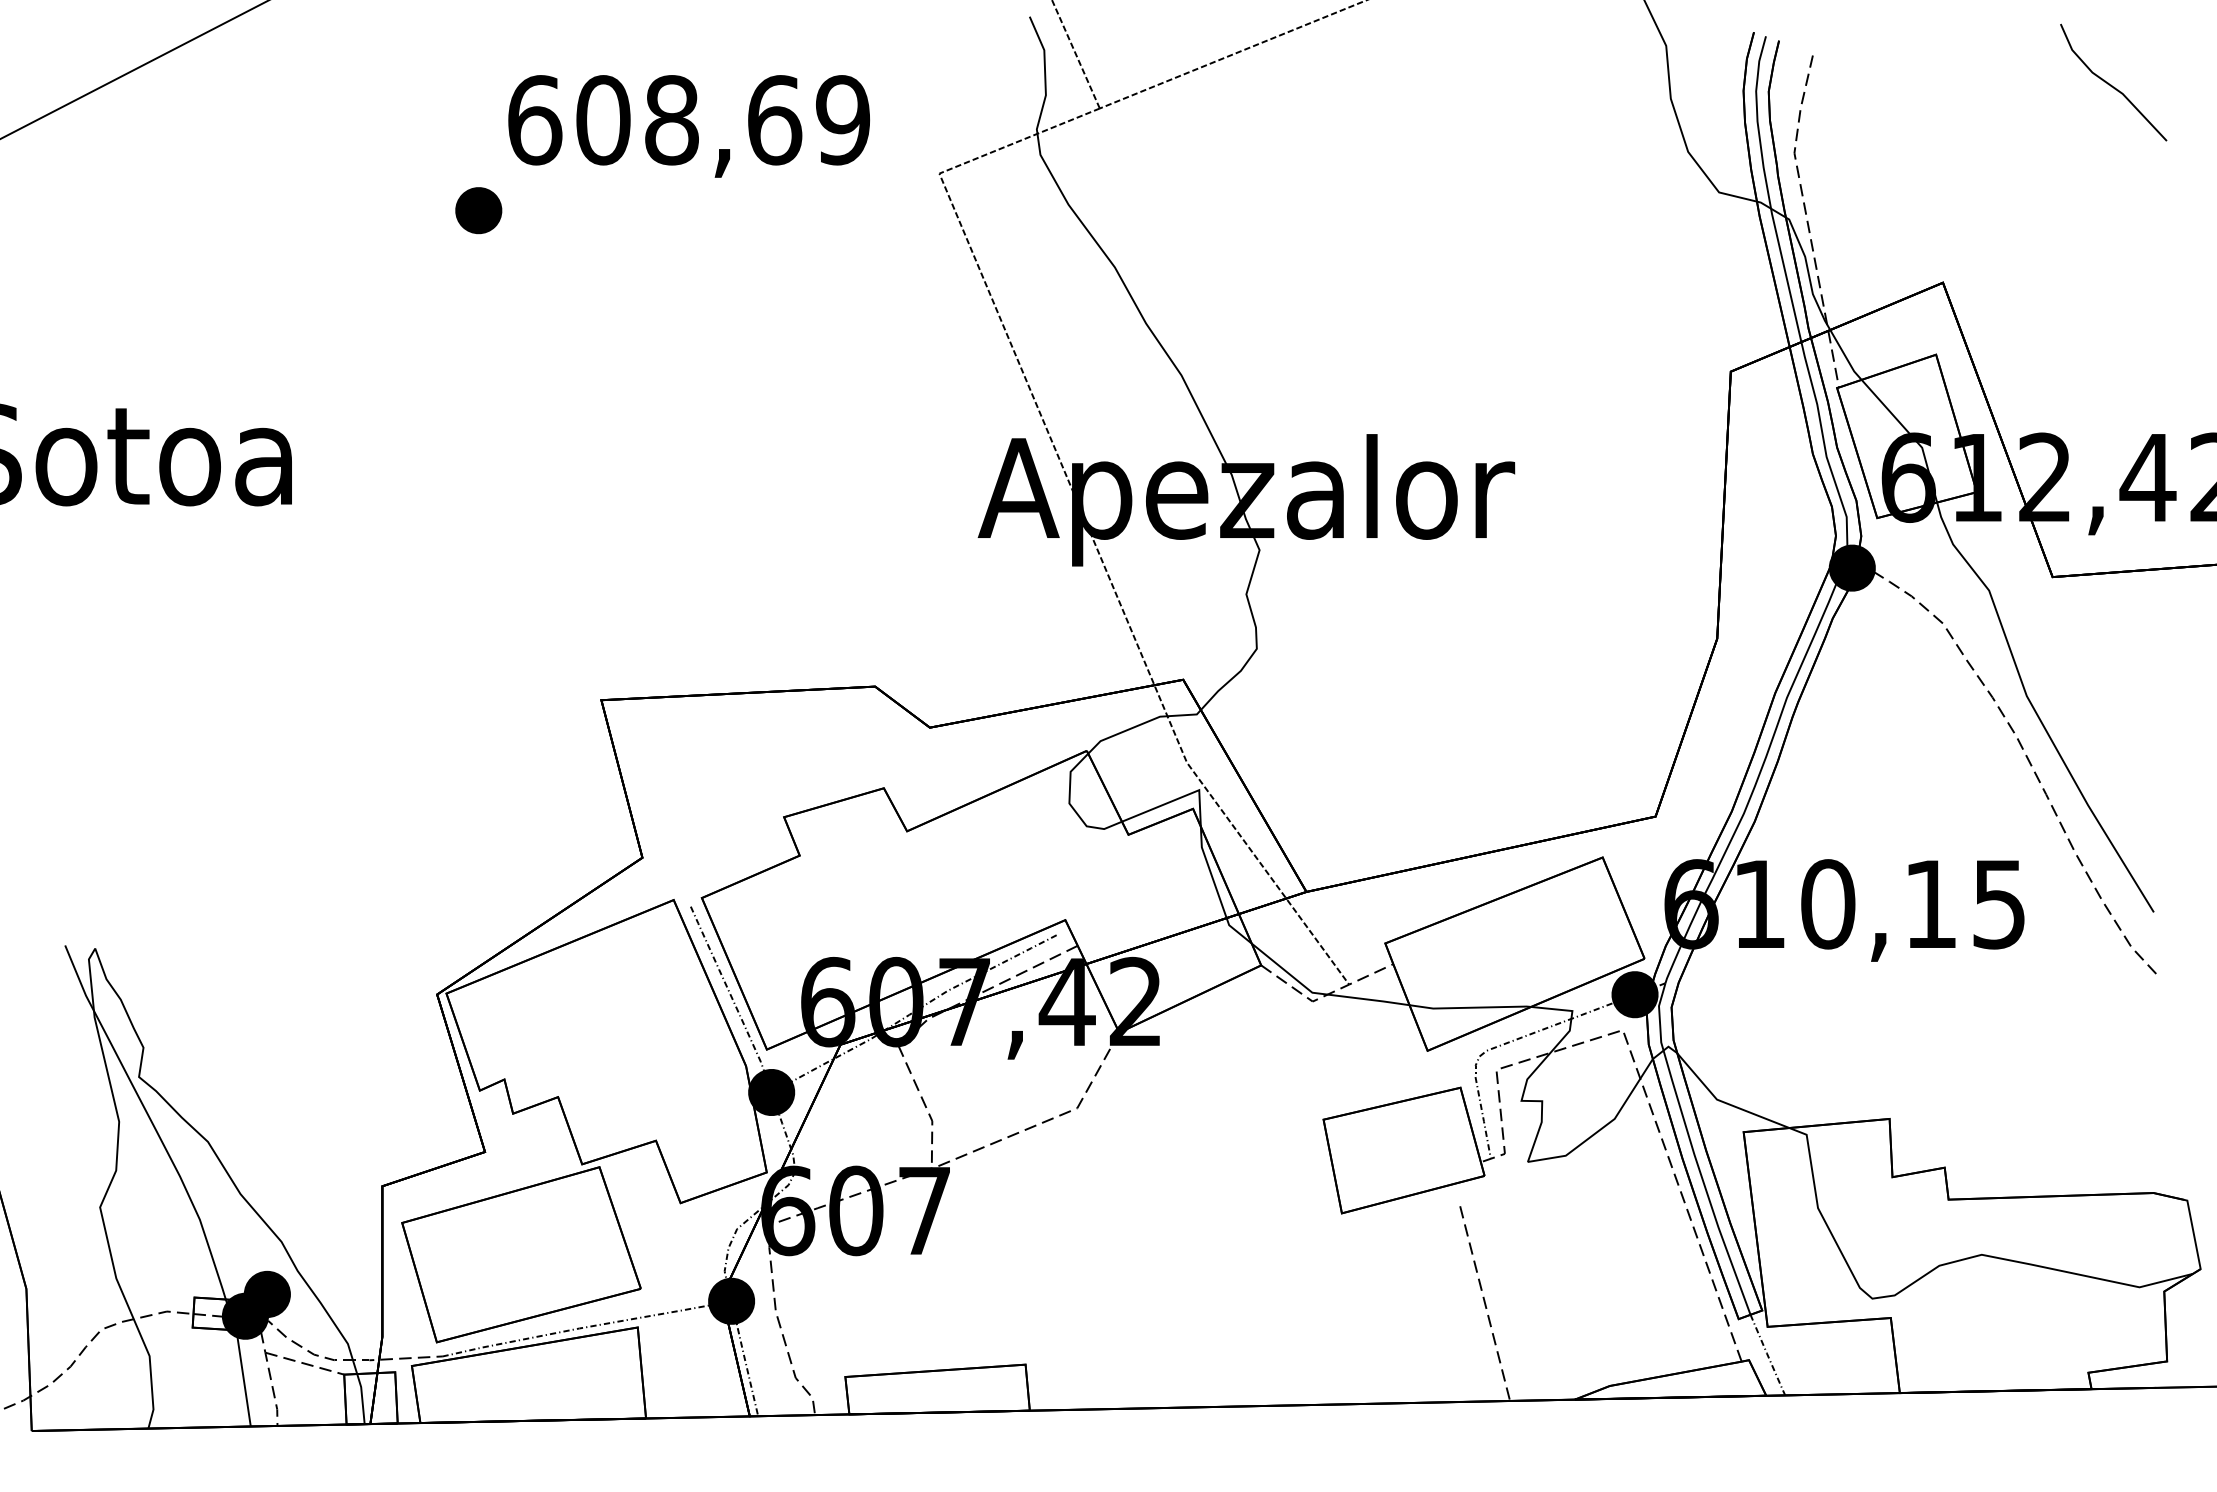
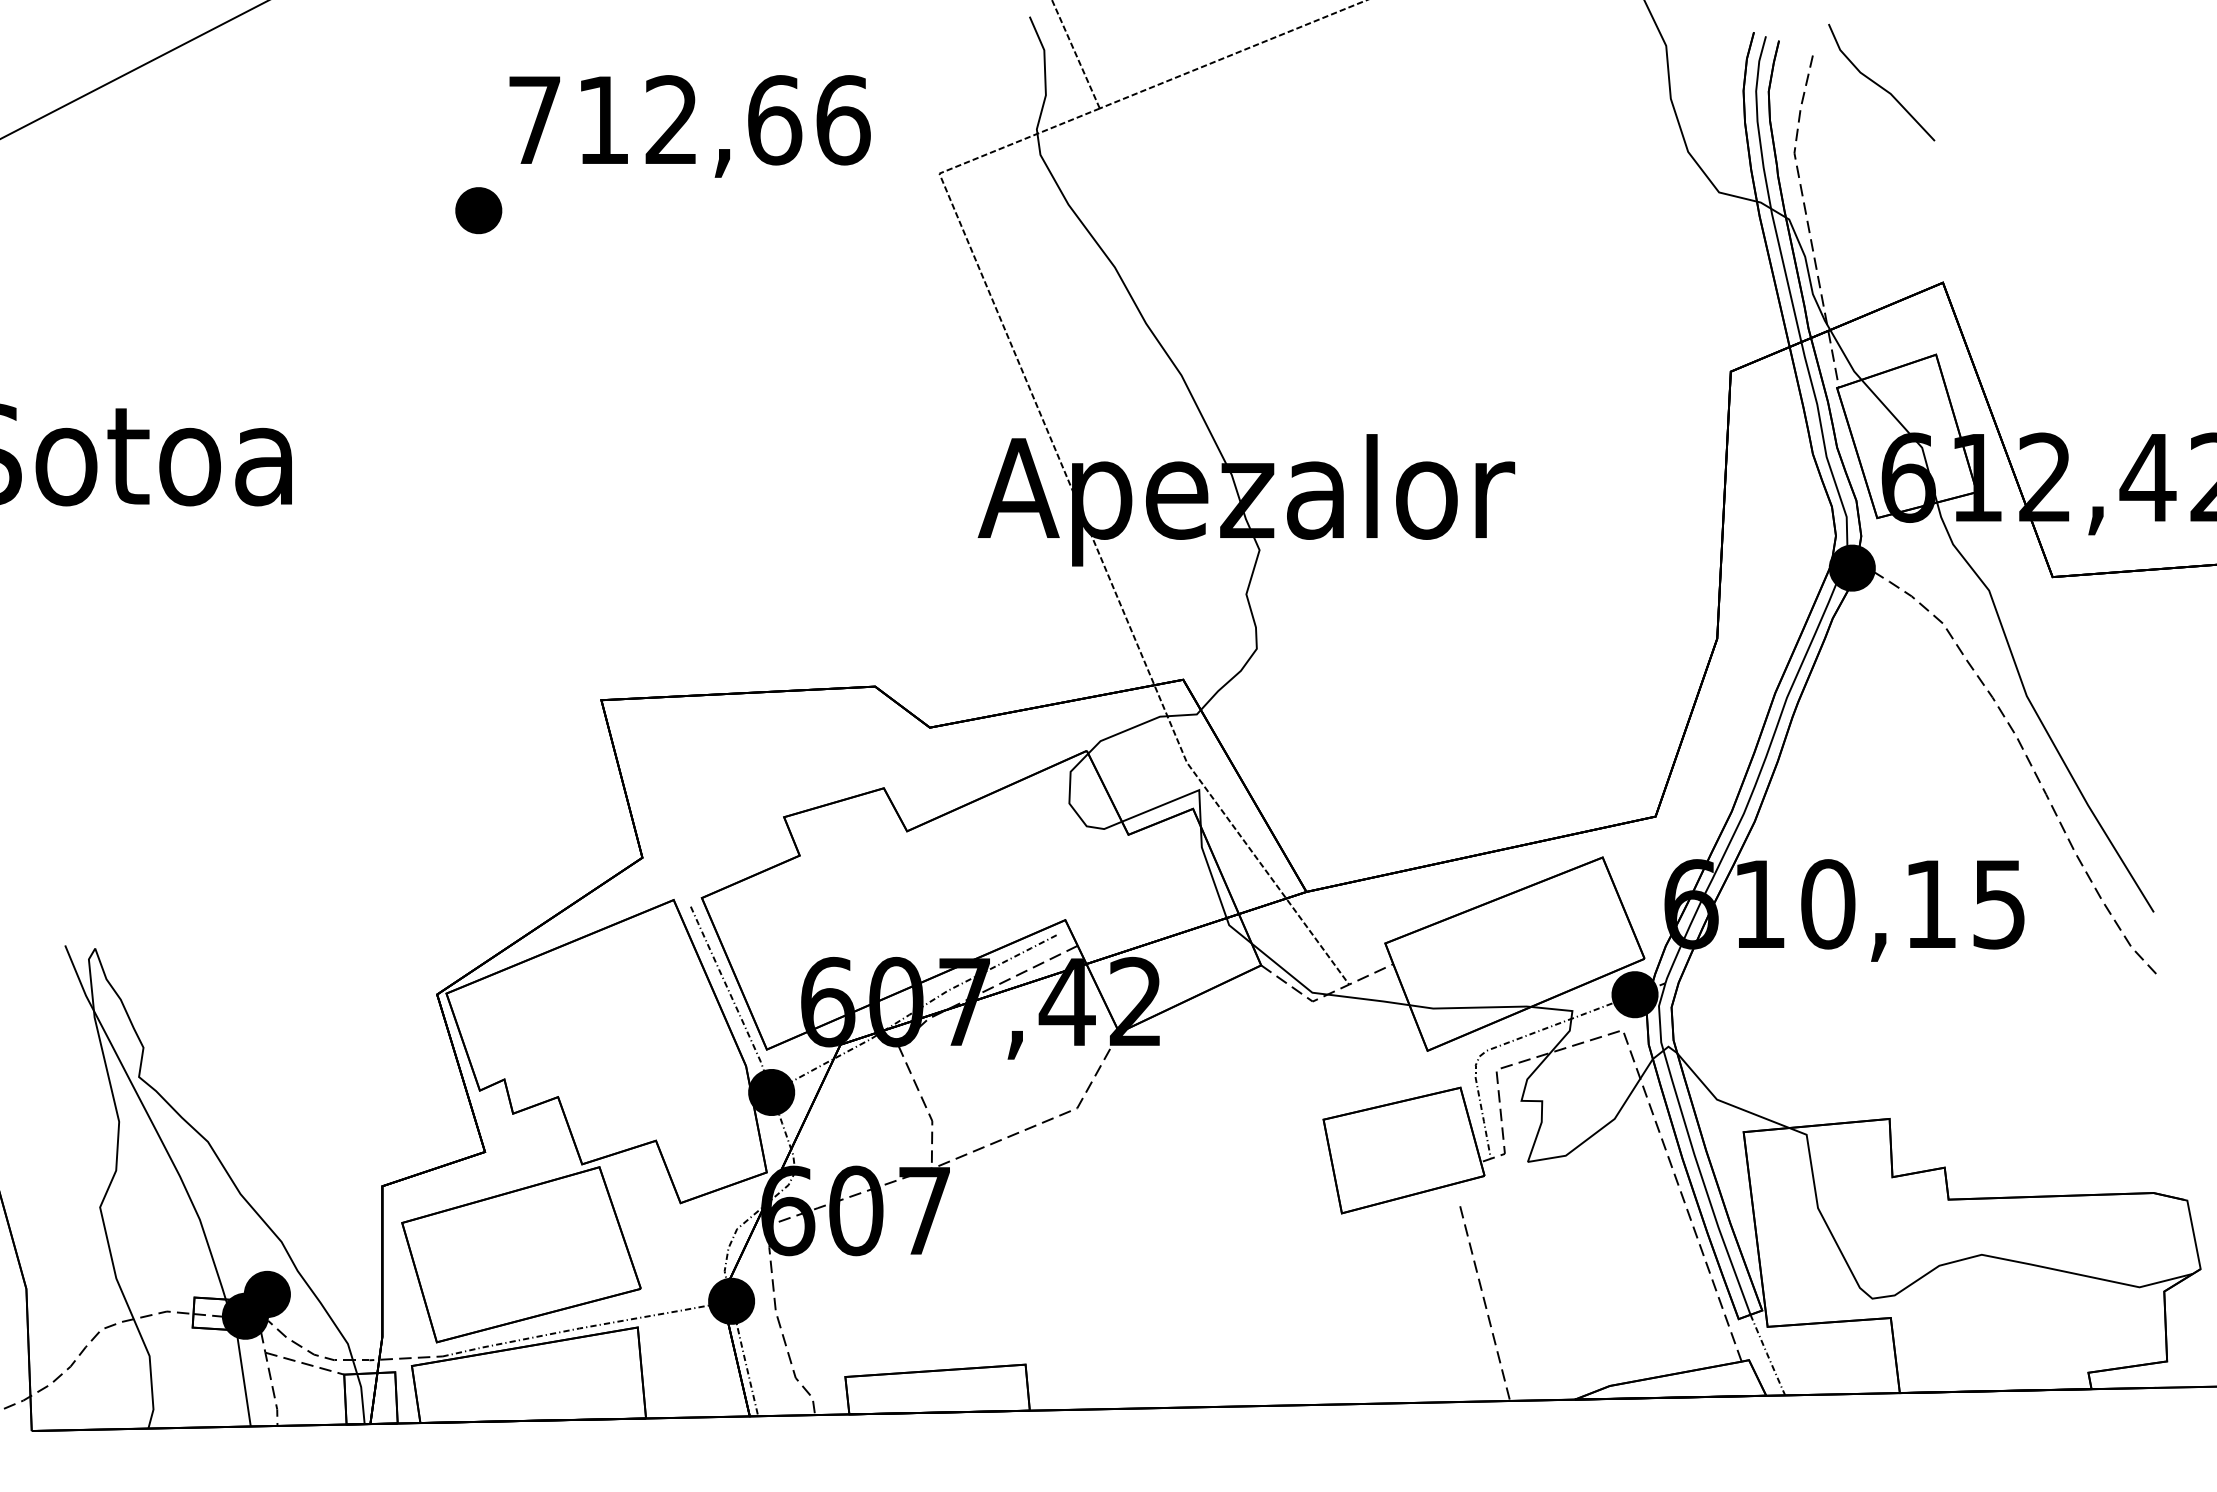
part position: (2113, 82) -> (1881, 82) (1881, 82)
text: 608,69 -> 712,66 (689, 120)
